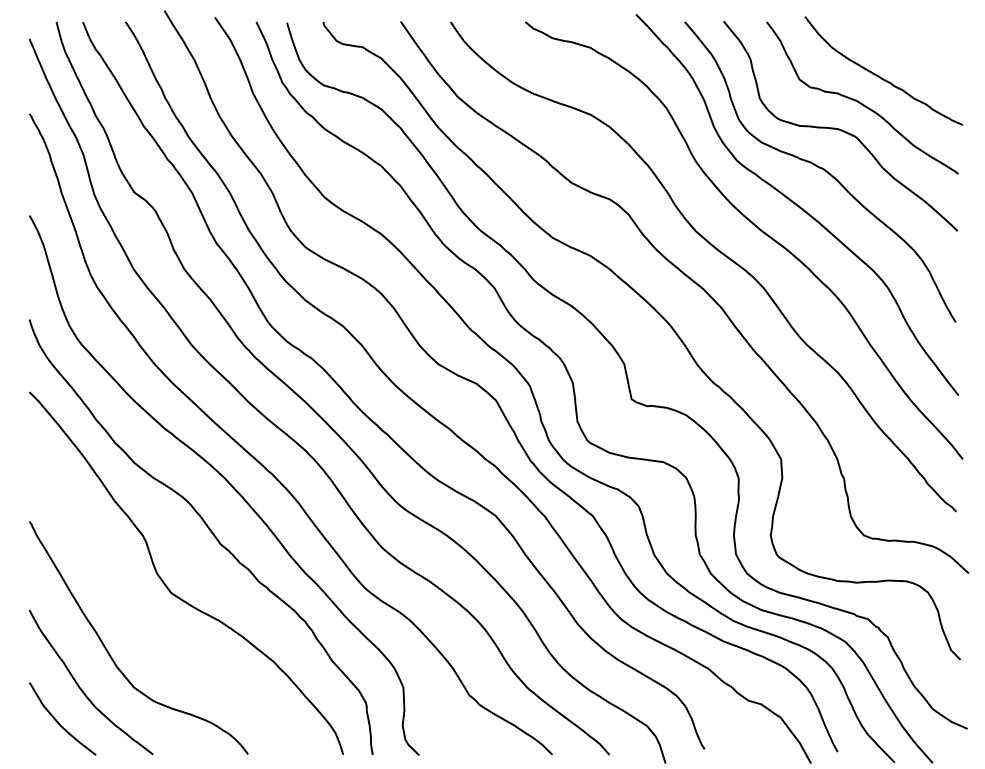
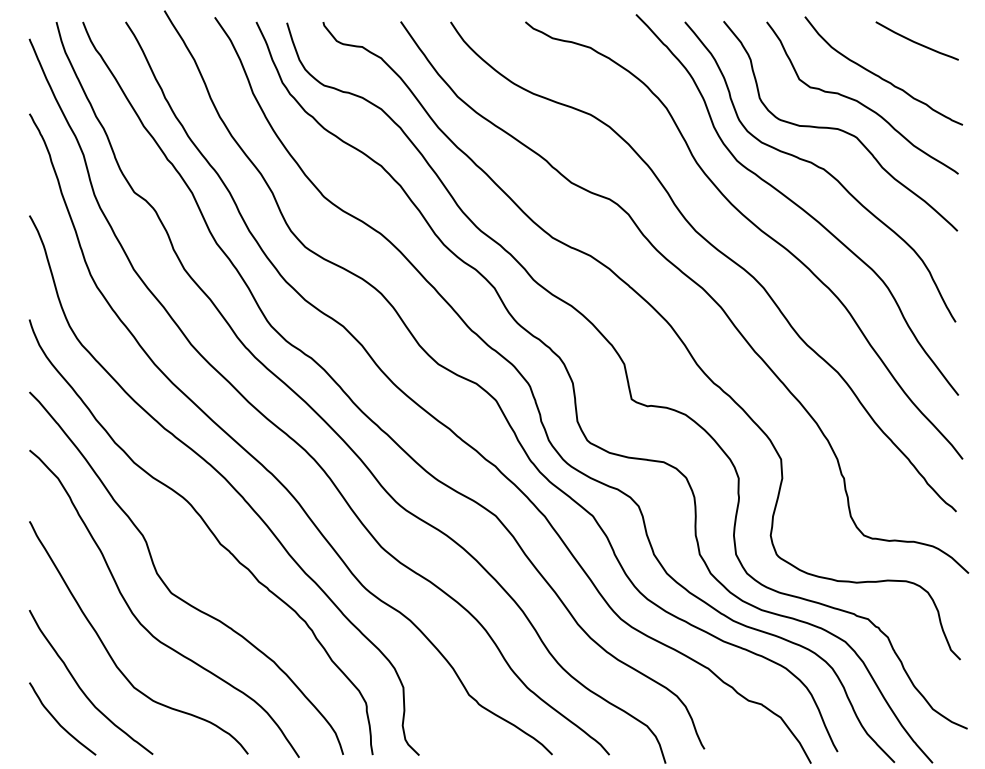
curve: none -> present (915, 41)
curve: none -> present (139, 620)
